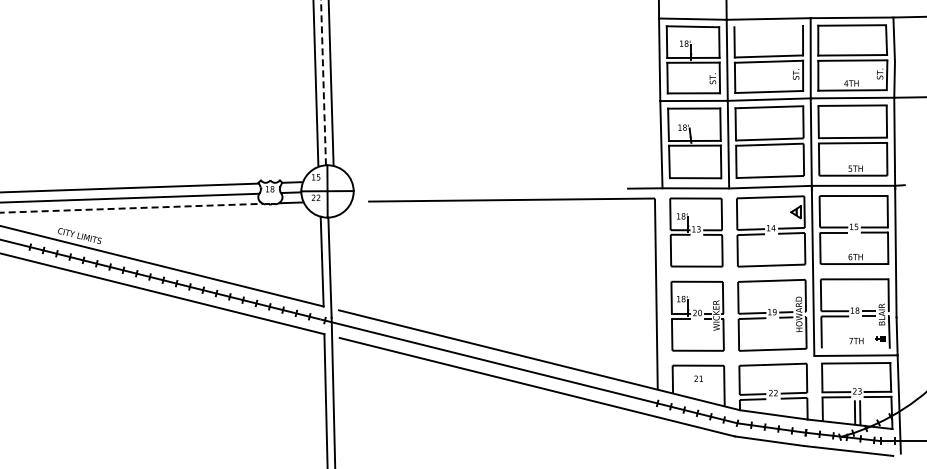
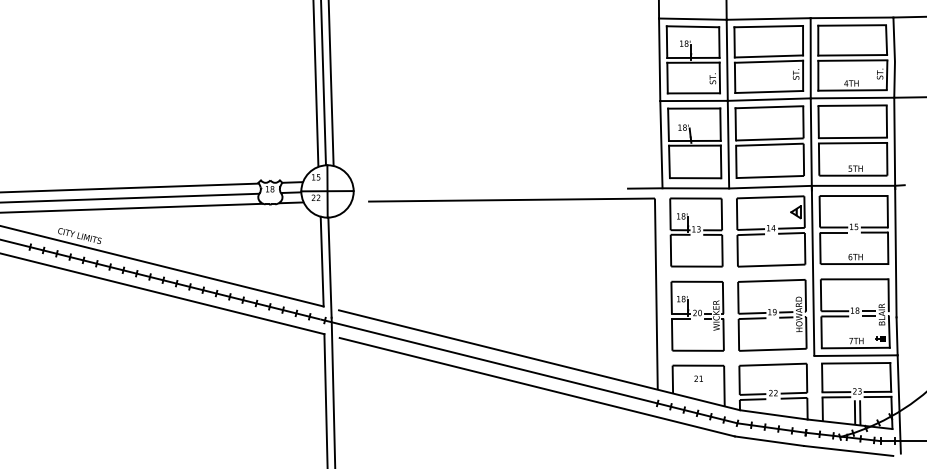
line: none -> present (768, 26)
line: dashed -> solid (323, 82)
line: dashed -> solid (132, 208)
line: none -> present (855, 347)
